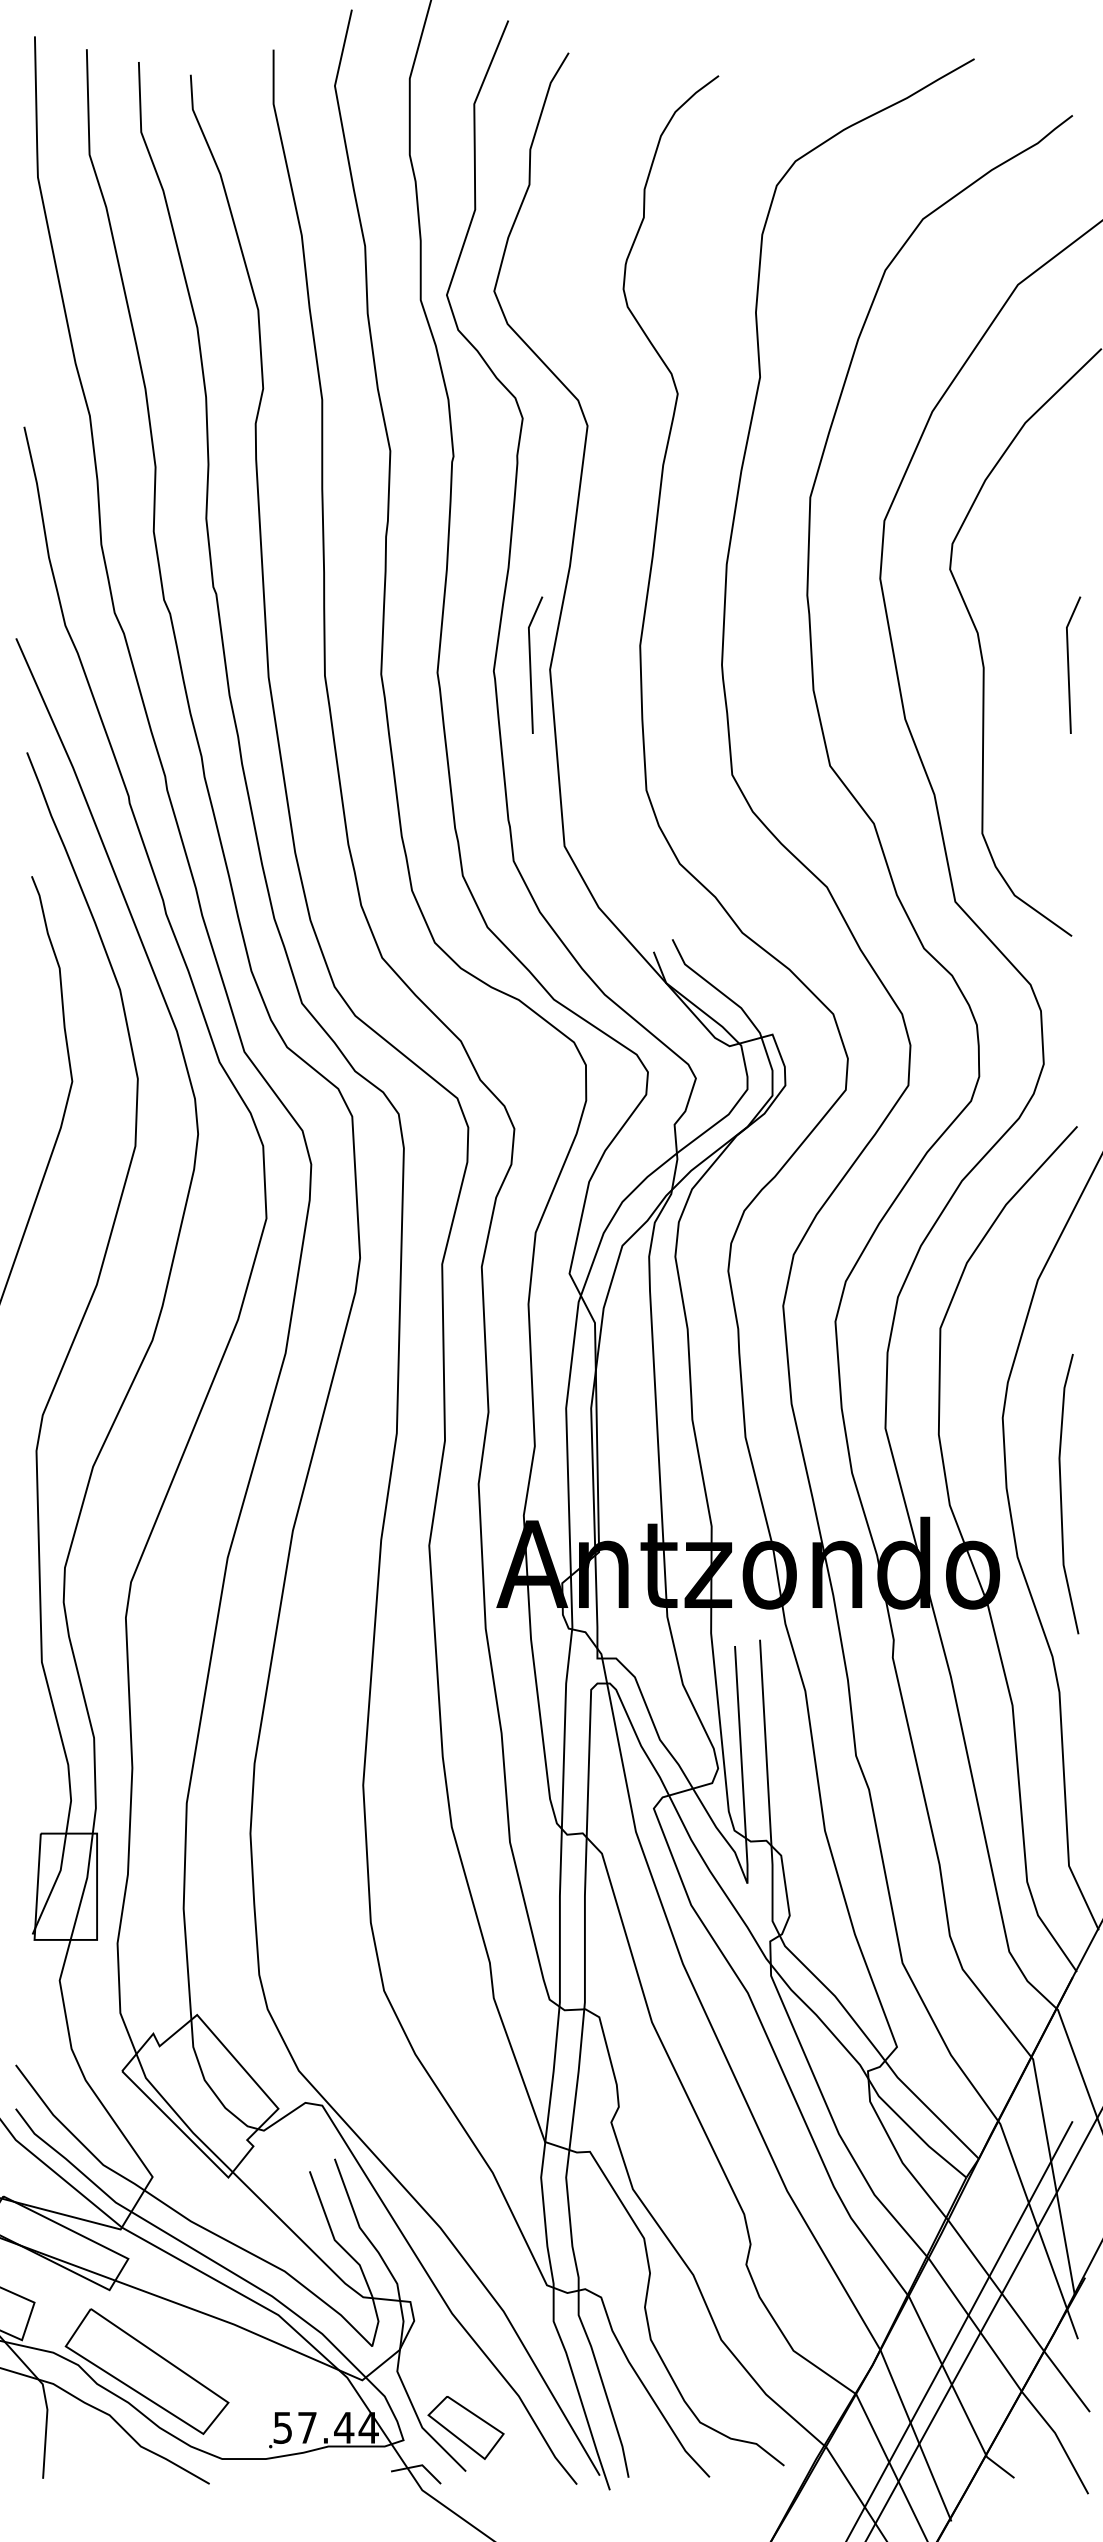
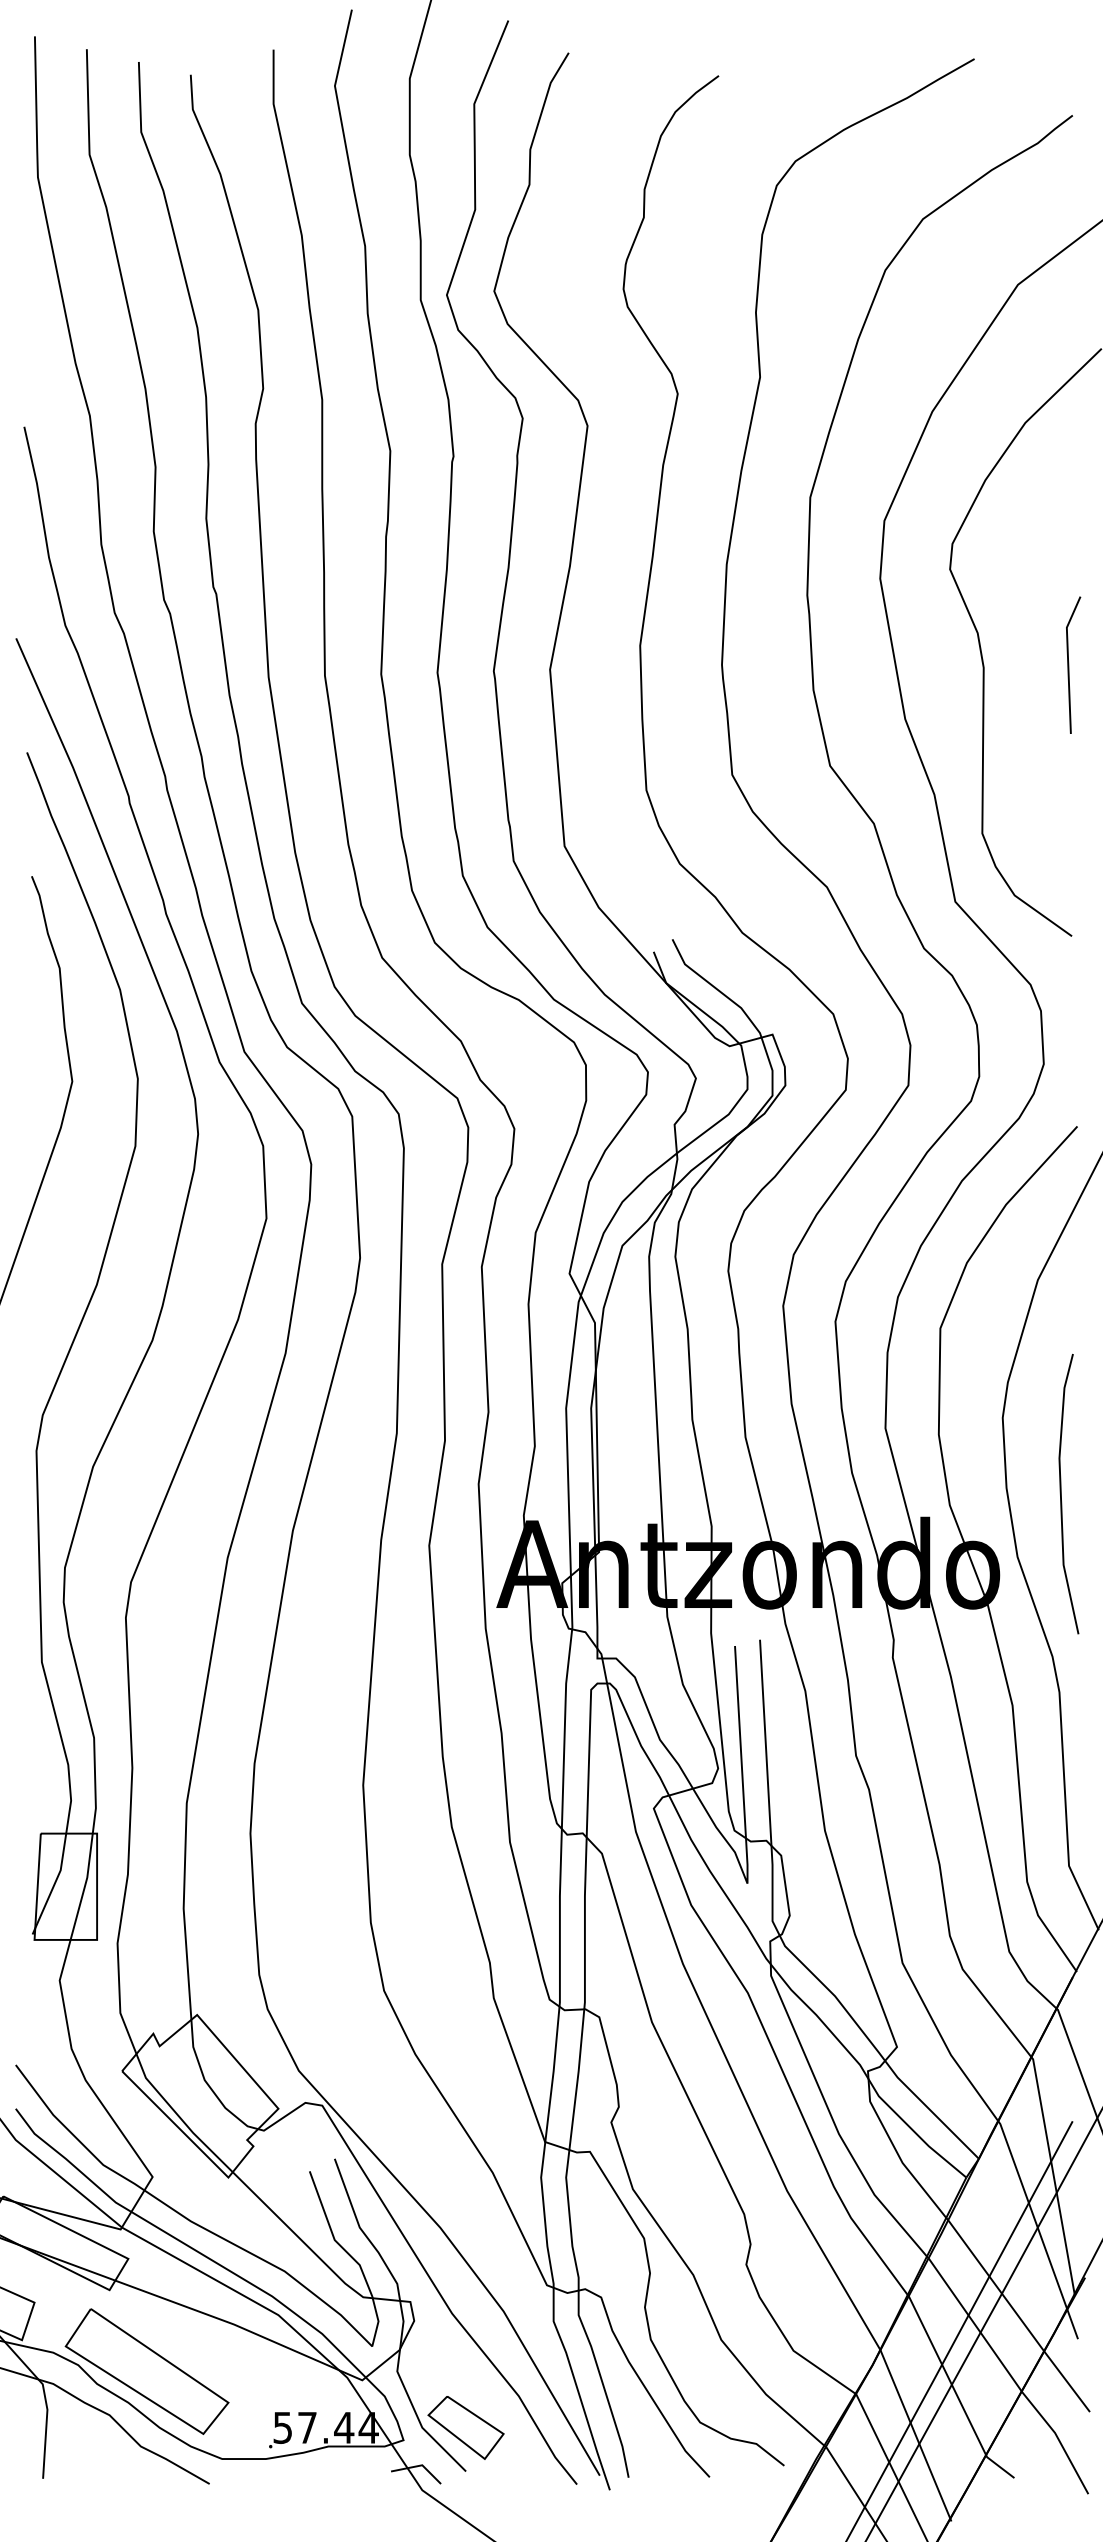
line: present -> none (531, 664)
